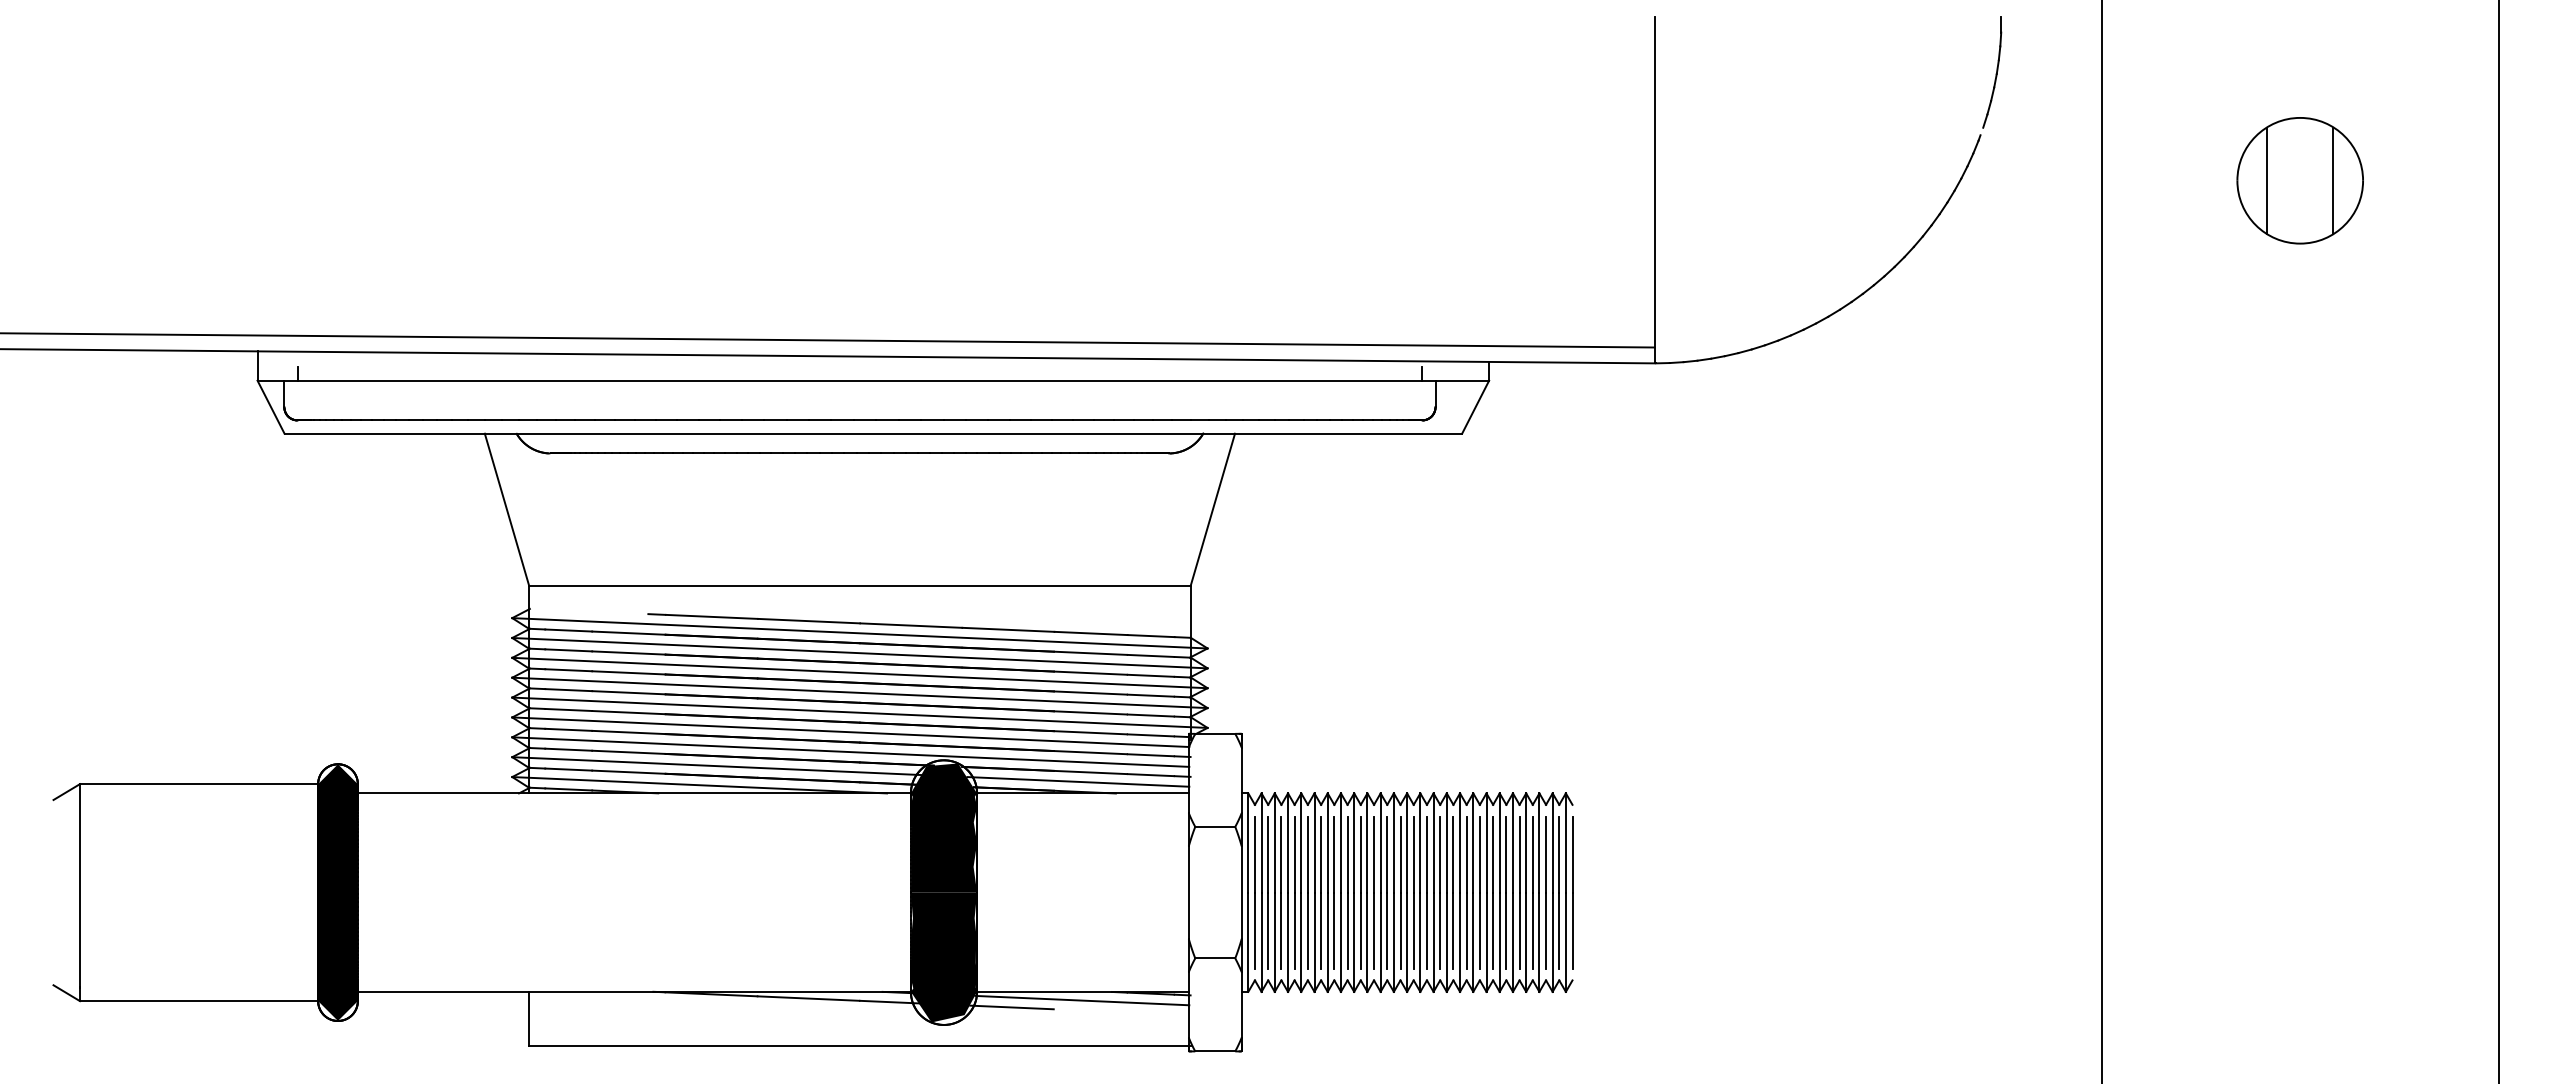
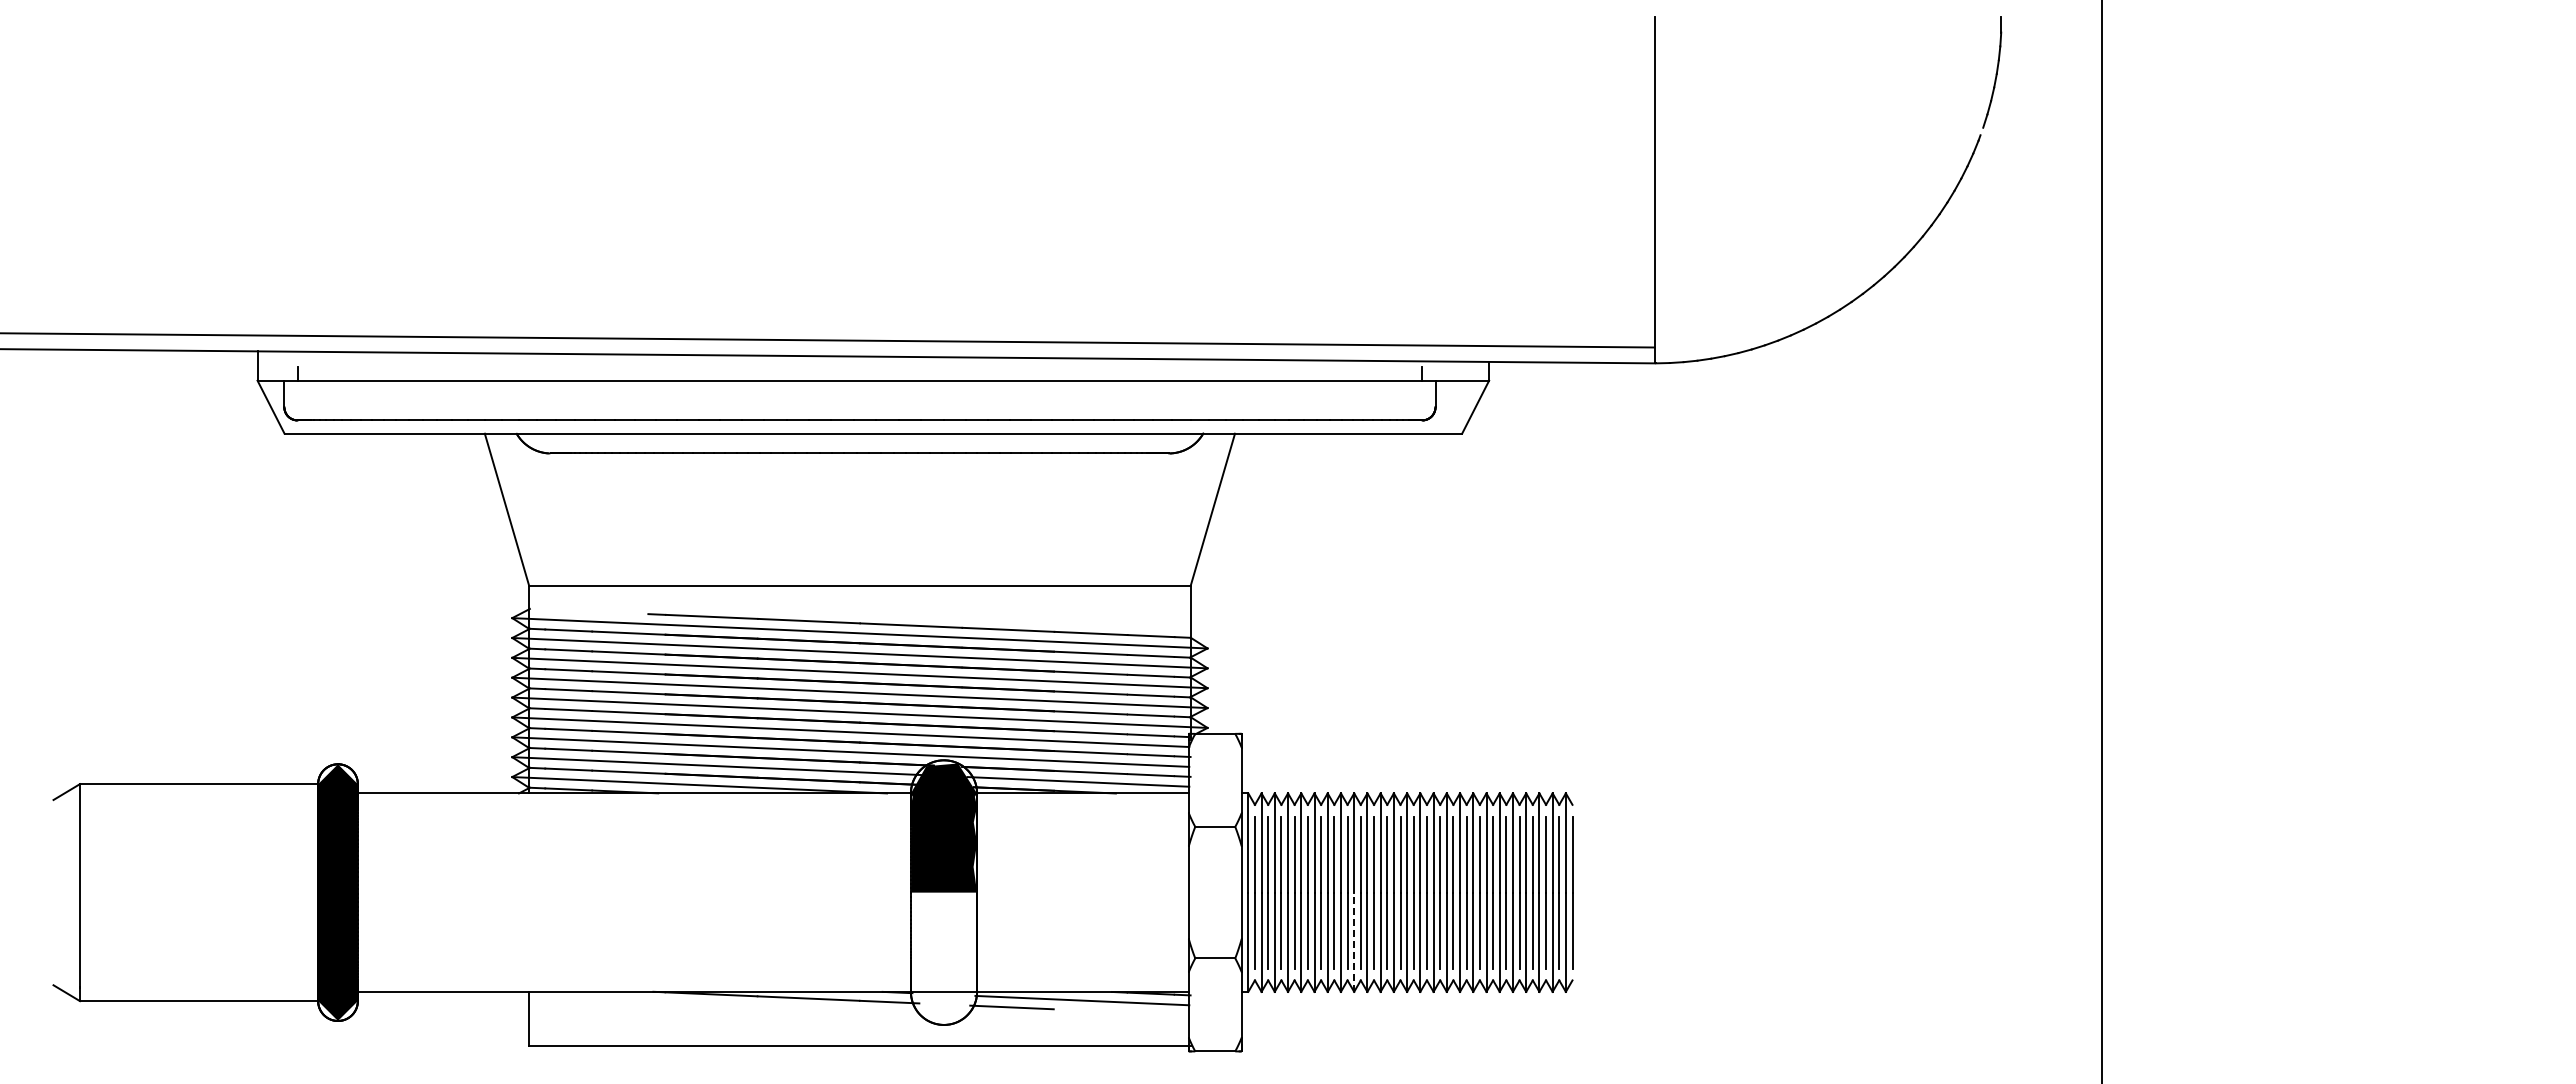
part: present -> none (2299, 180)
line: present -> none (2498, 541)
line: solid -> dashed (1354, 942)
fill: present -> none (943, 957)
